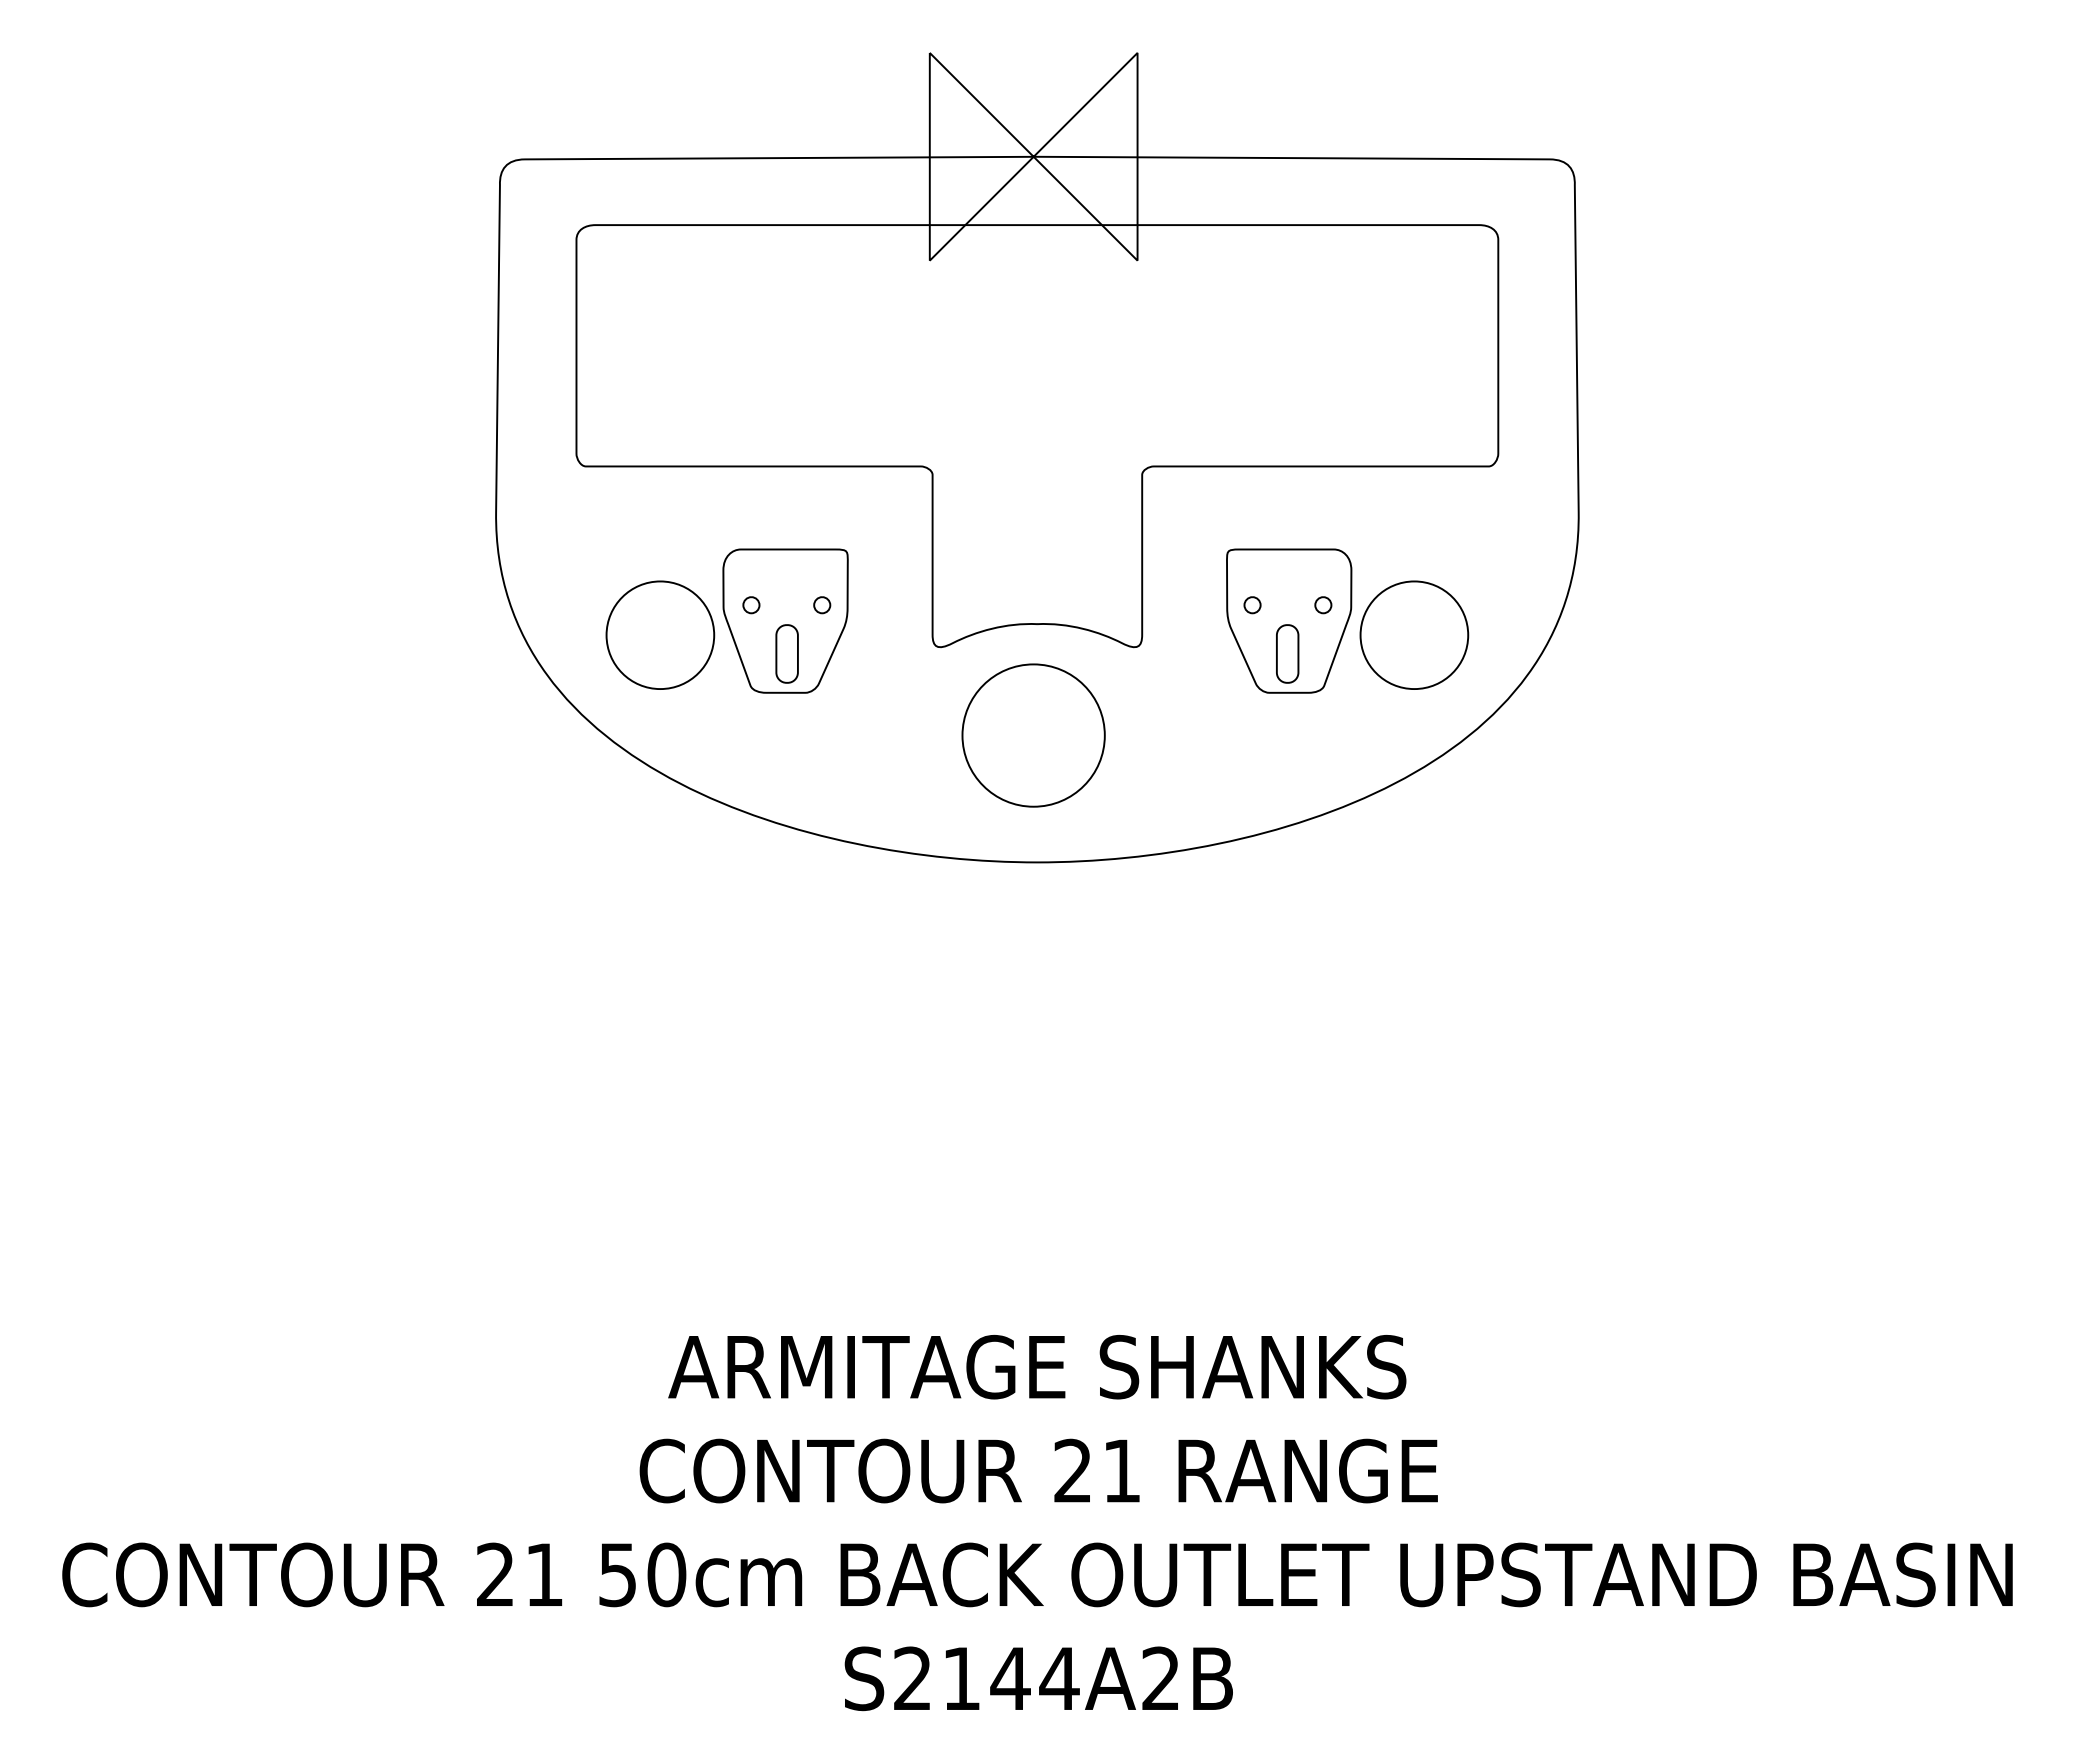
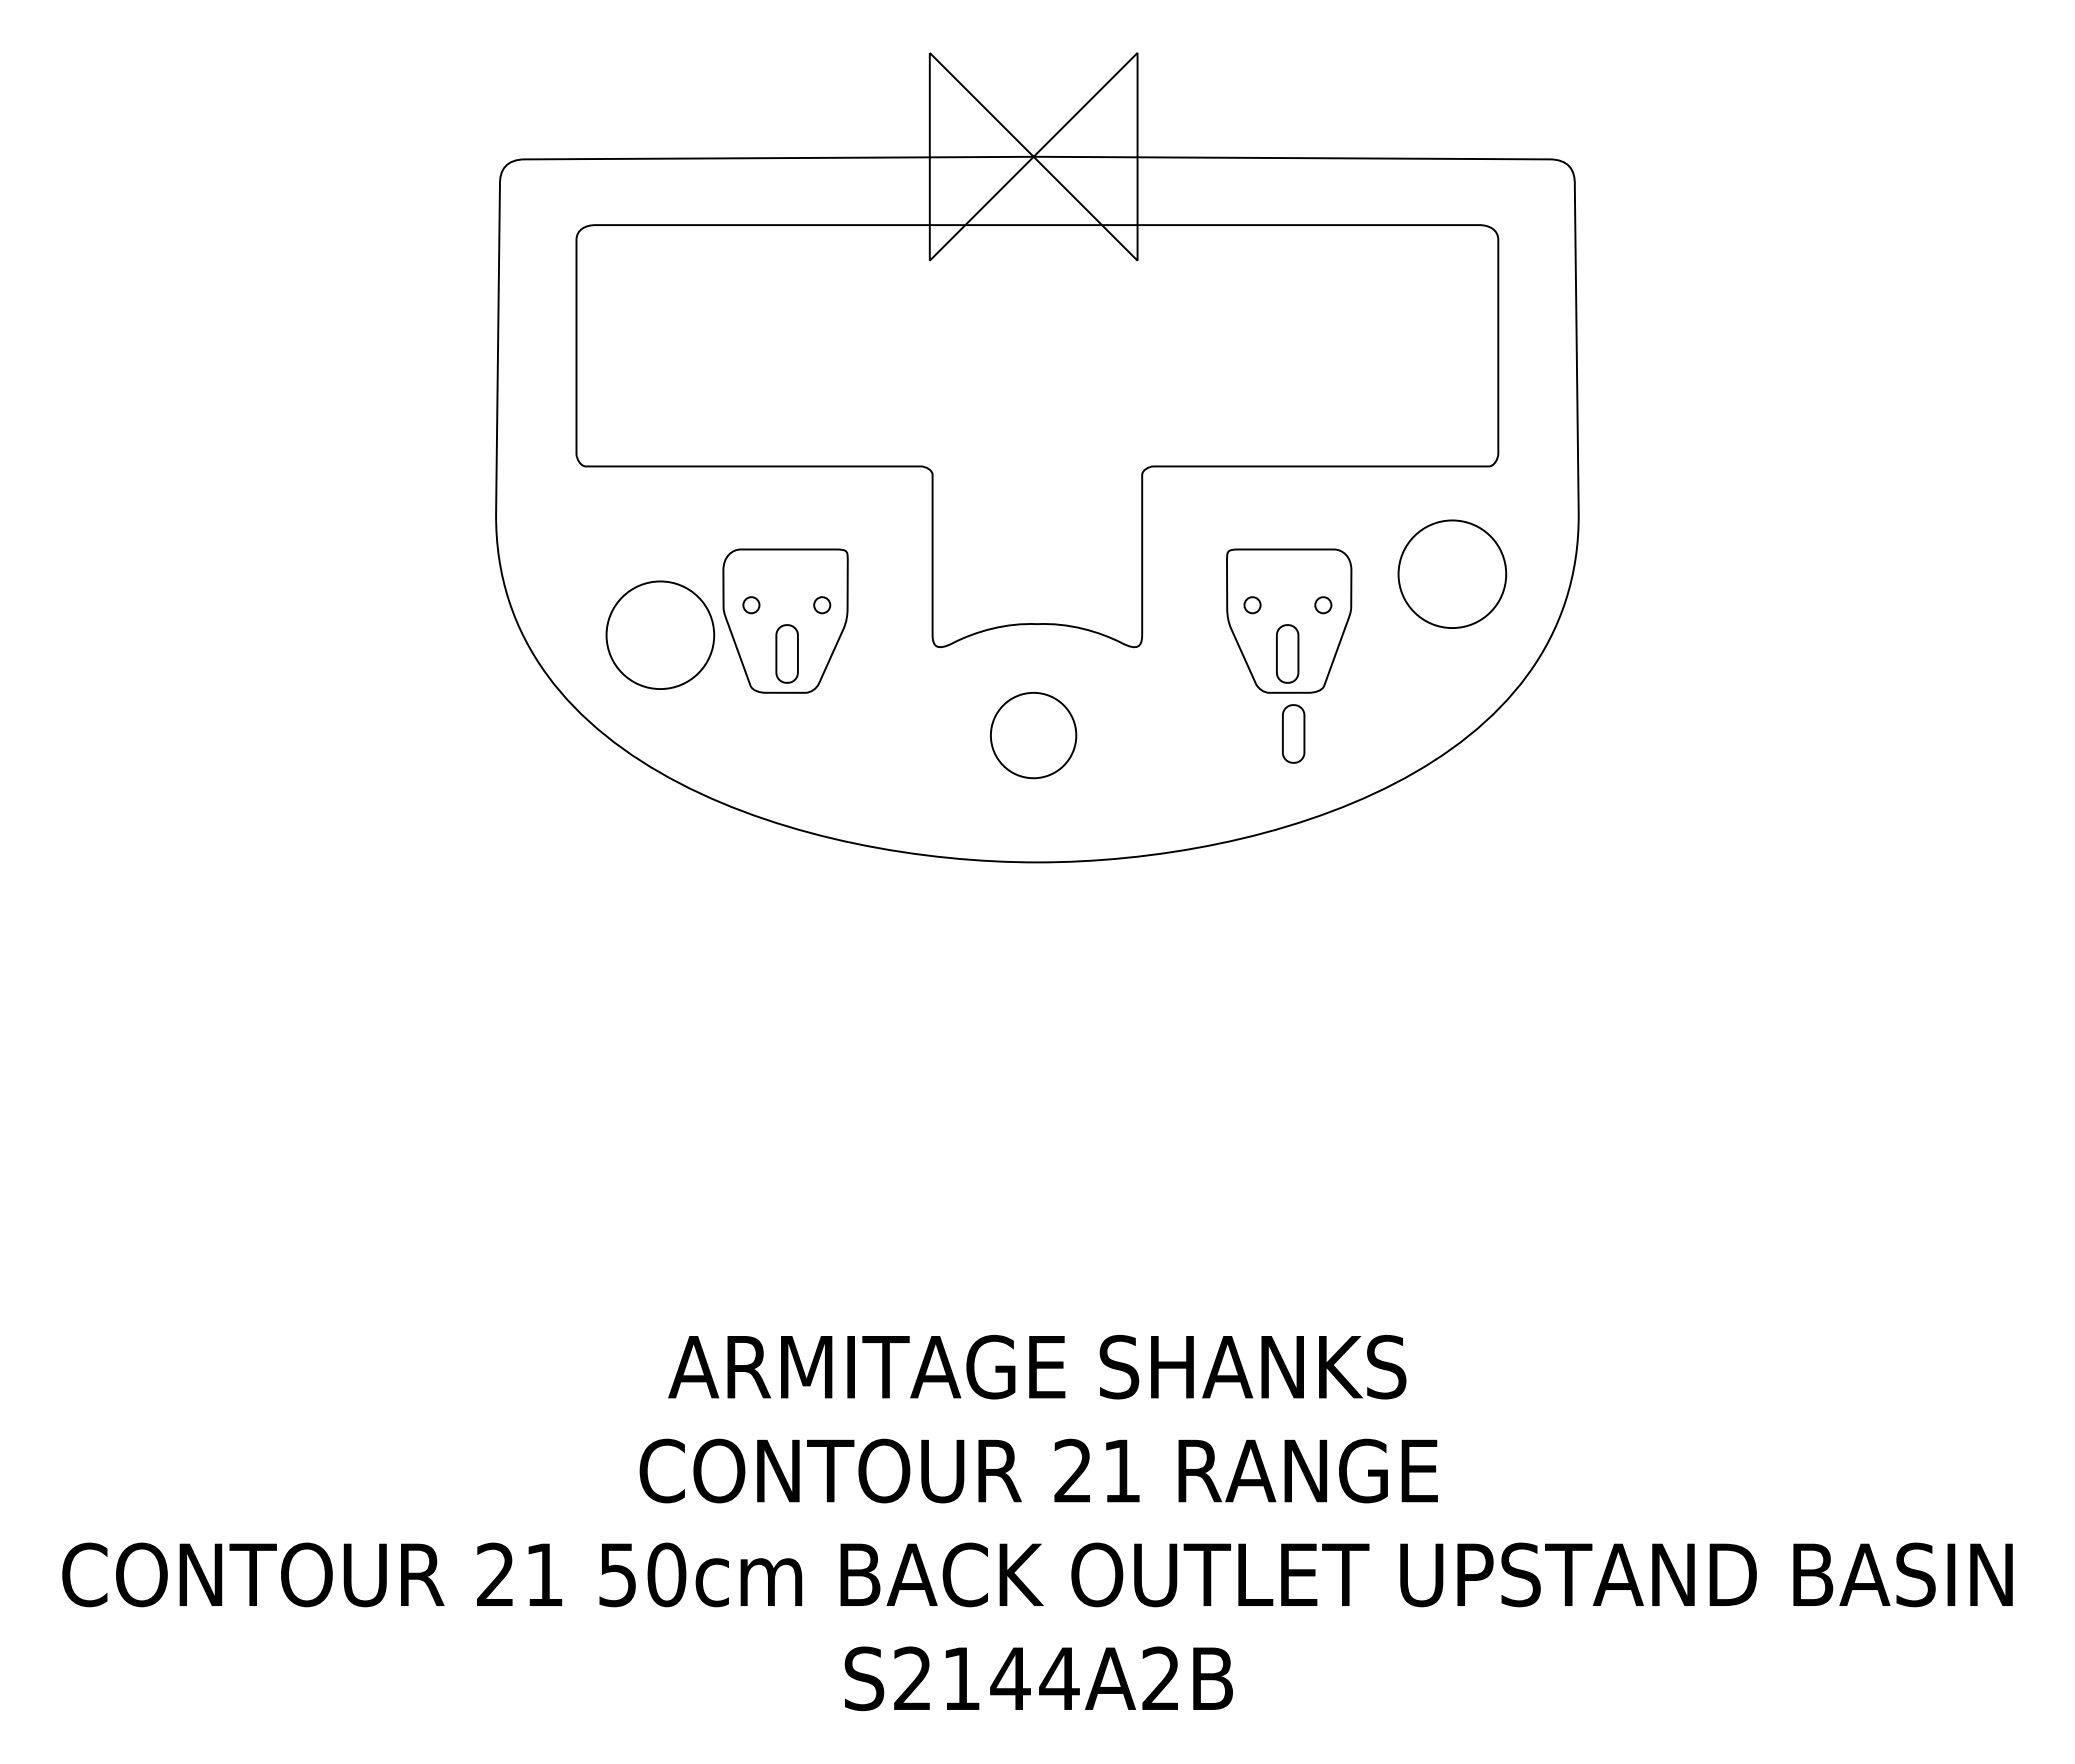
part position: (1414, 634) -> (1452, 573) (1452, 573)
part: none -> present (1293, 733)
part size: 145x145 px -> 88x88 px (1033, 735)
